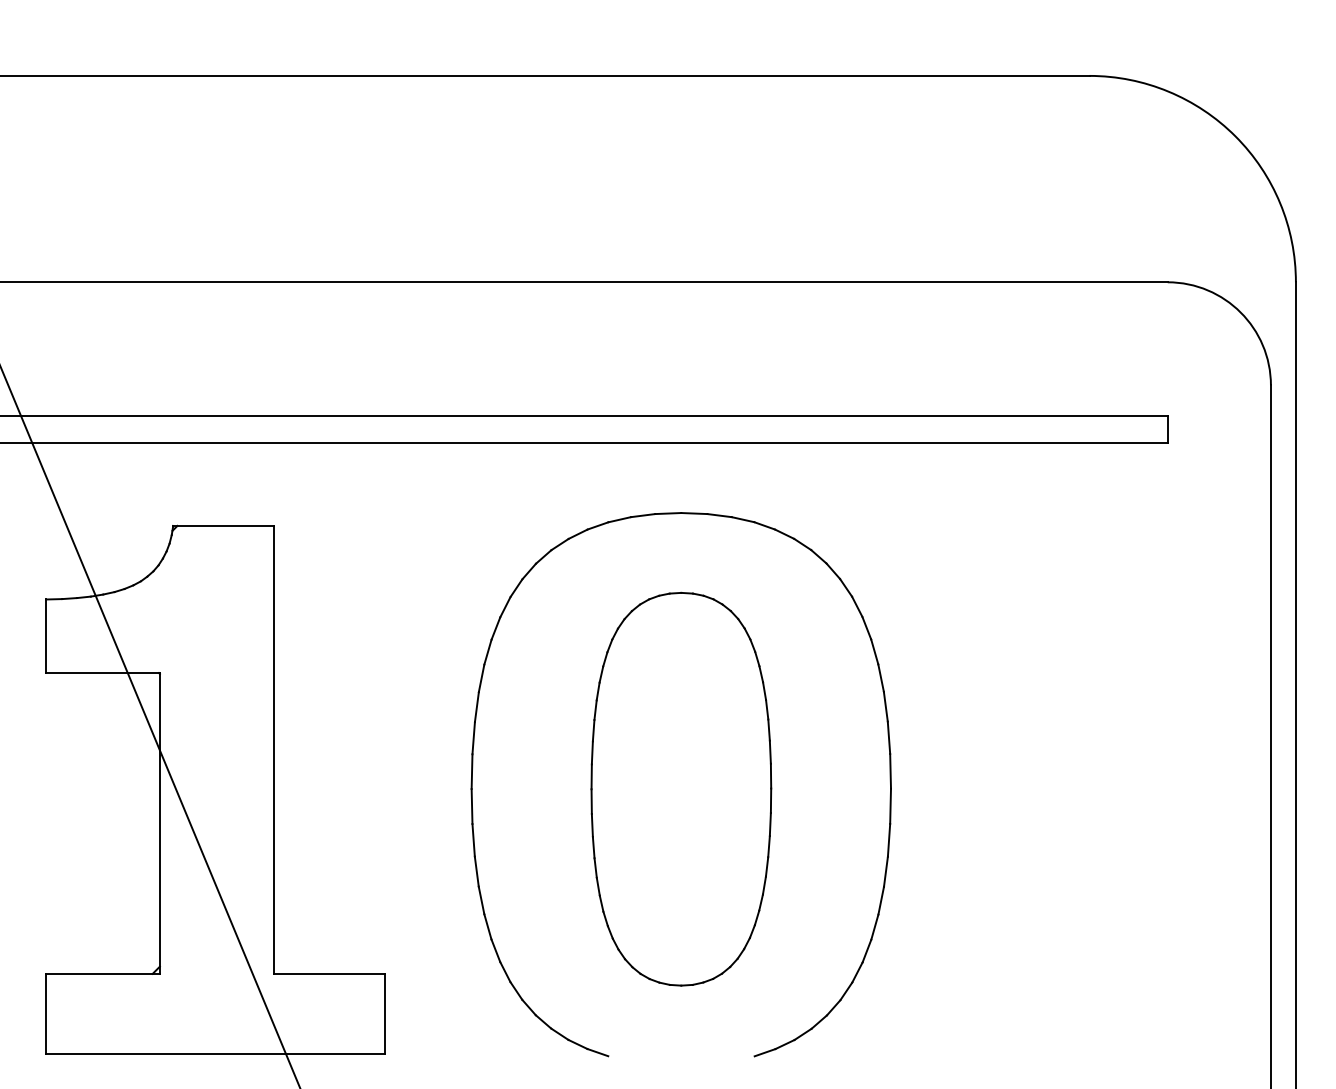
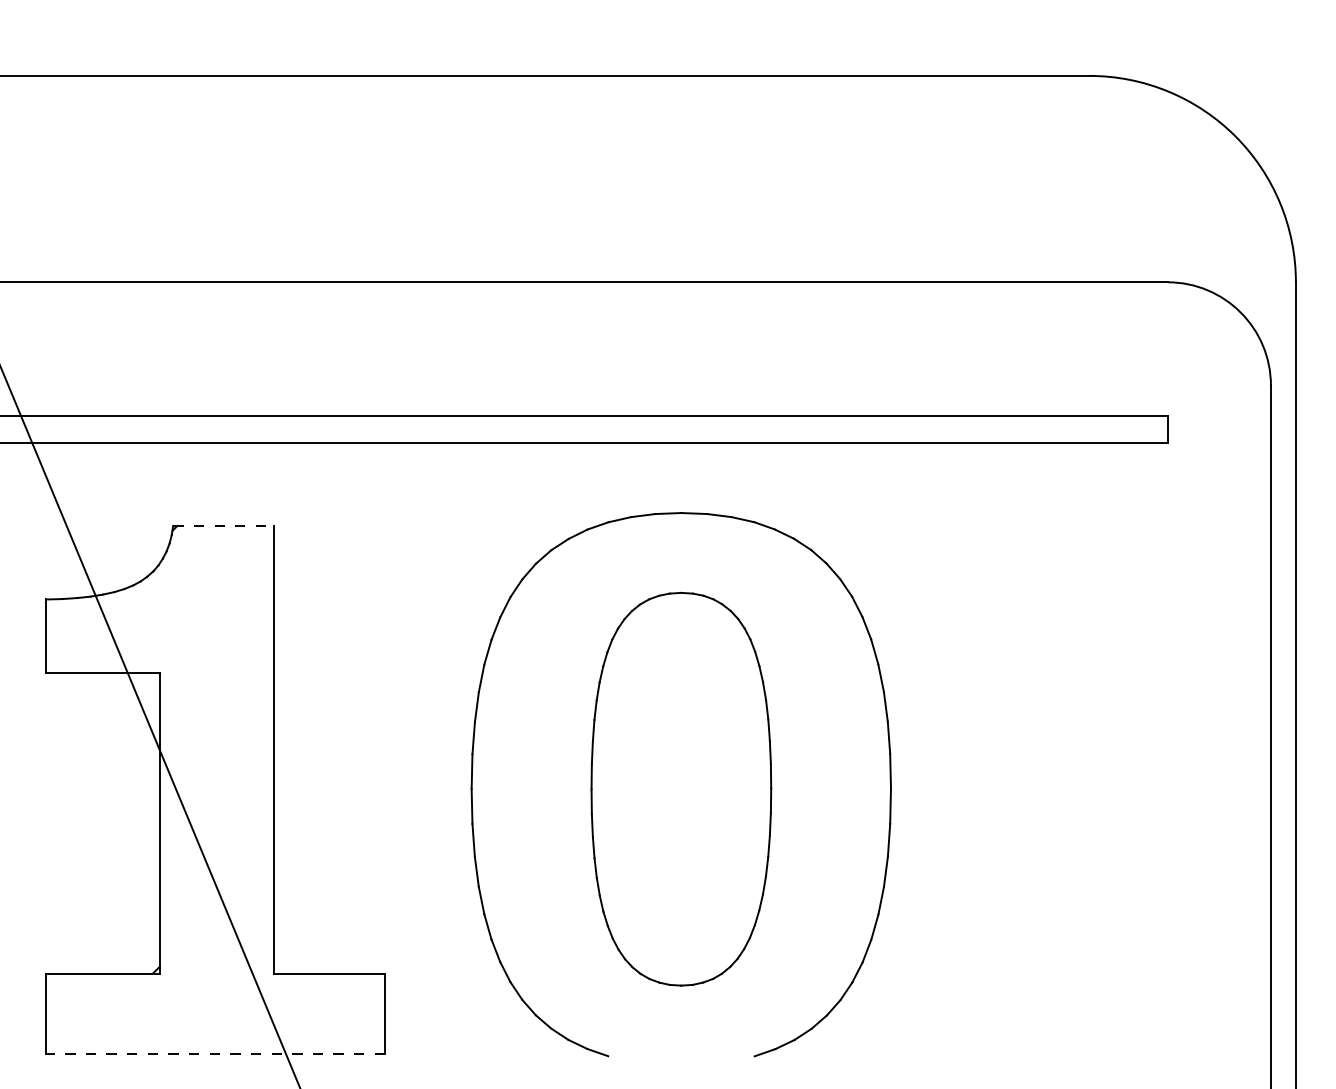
line: solid -> dashed (223, 525)
line: solid -> dashed (215, 1054)
